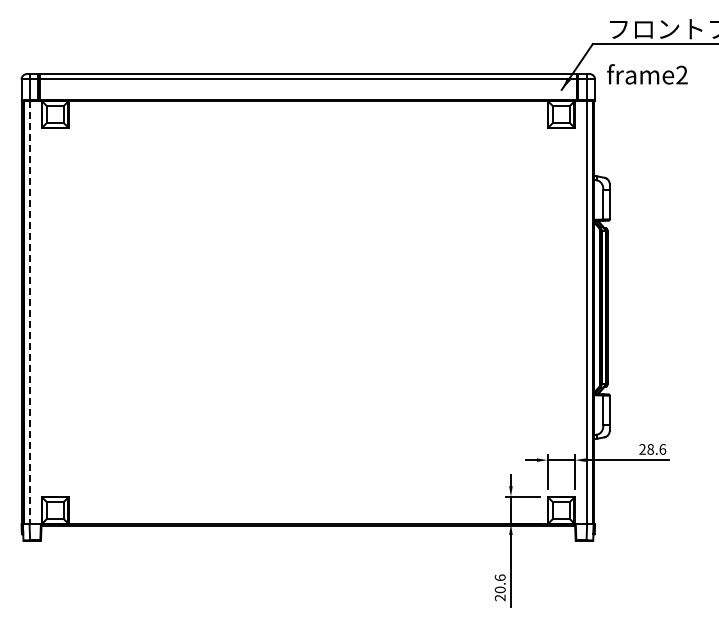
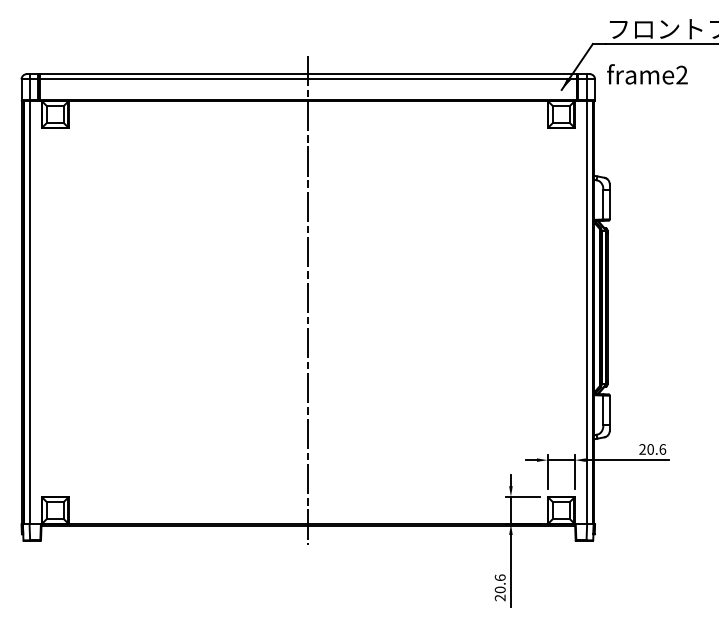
line: none -> present (308, 299)
line: dashed -> solid (29, 312)
text: 28.6 -> 20.6 (650, 449)
